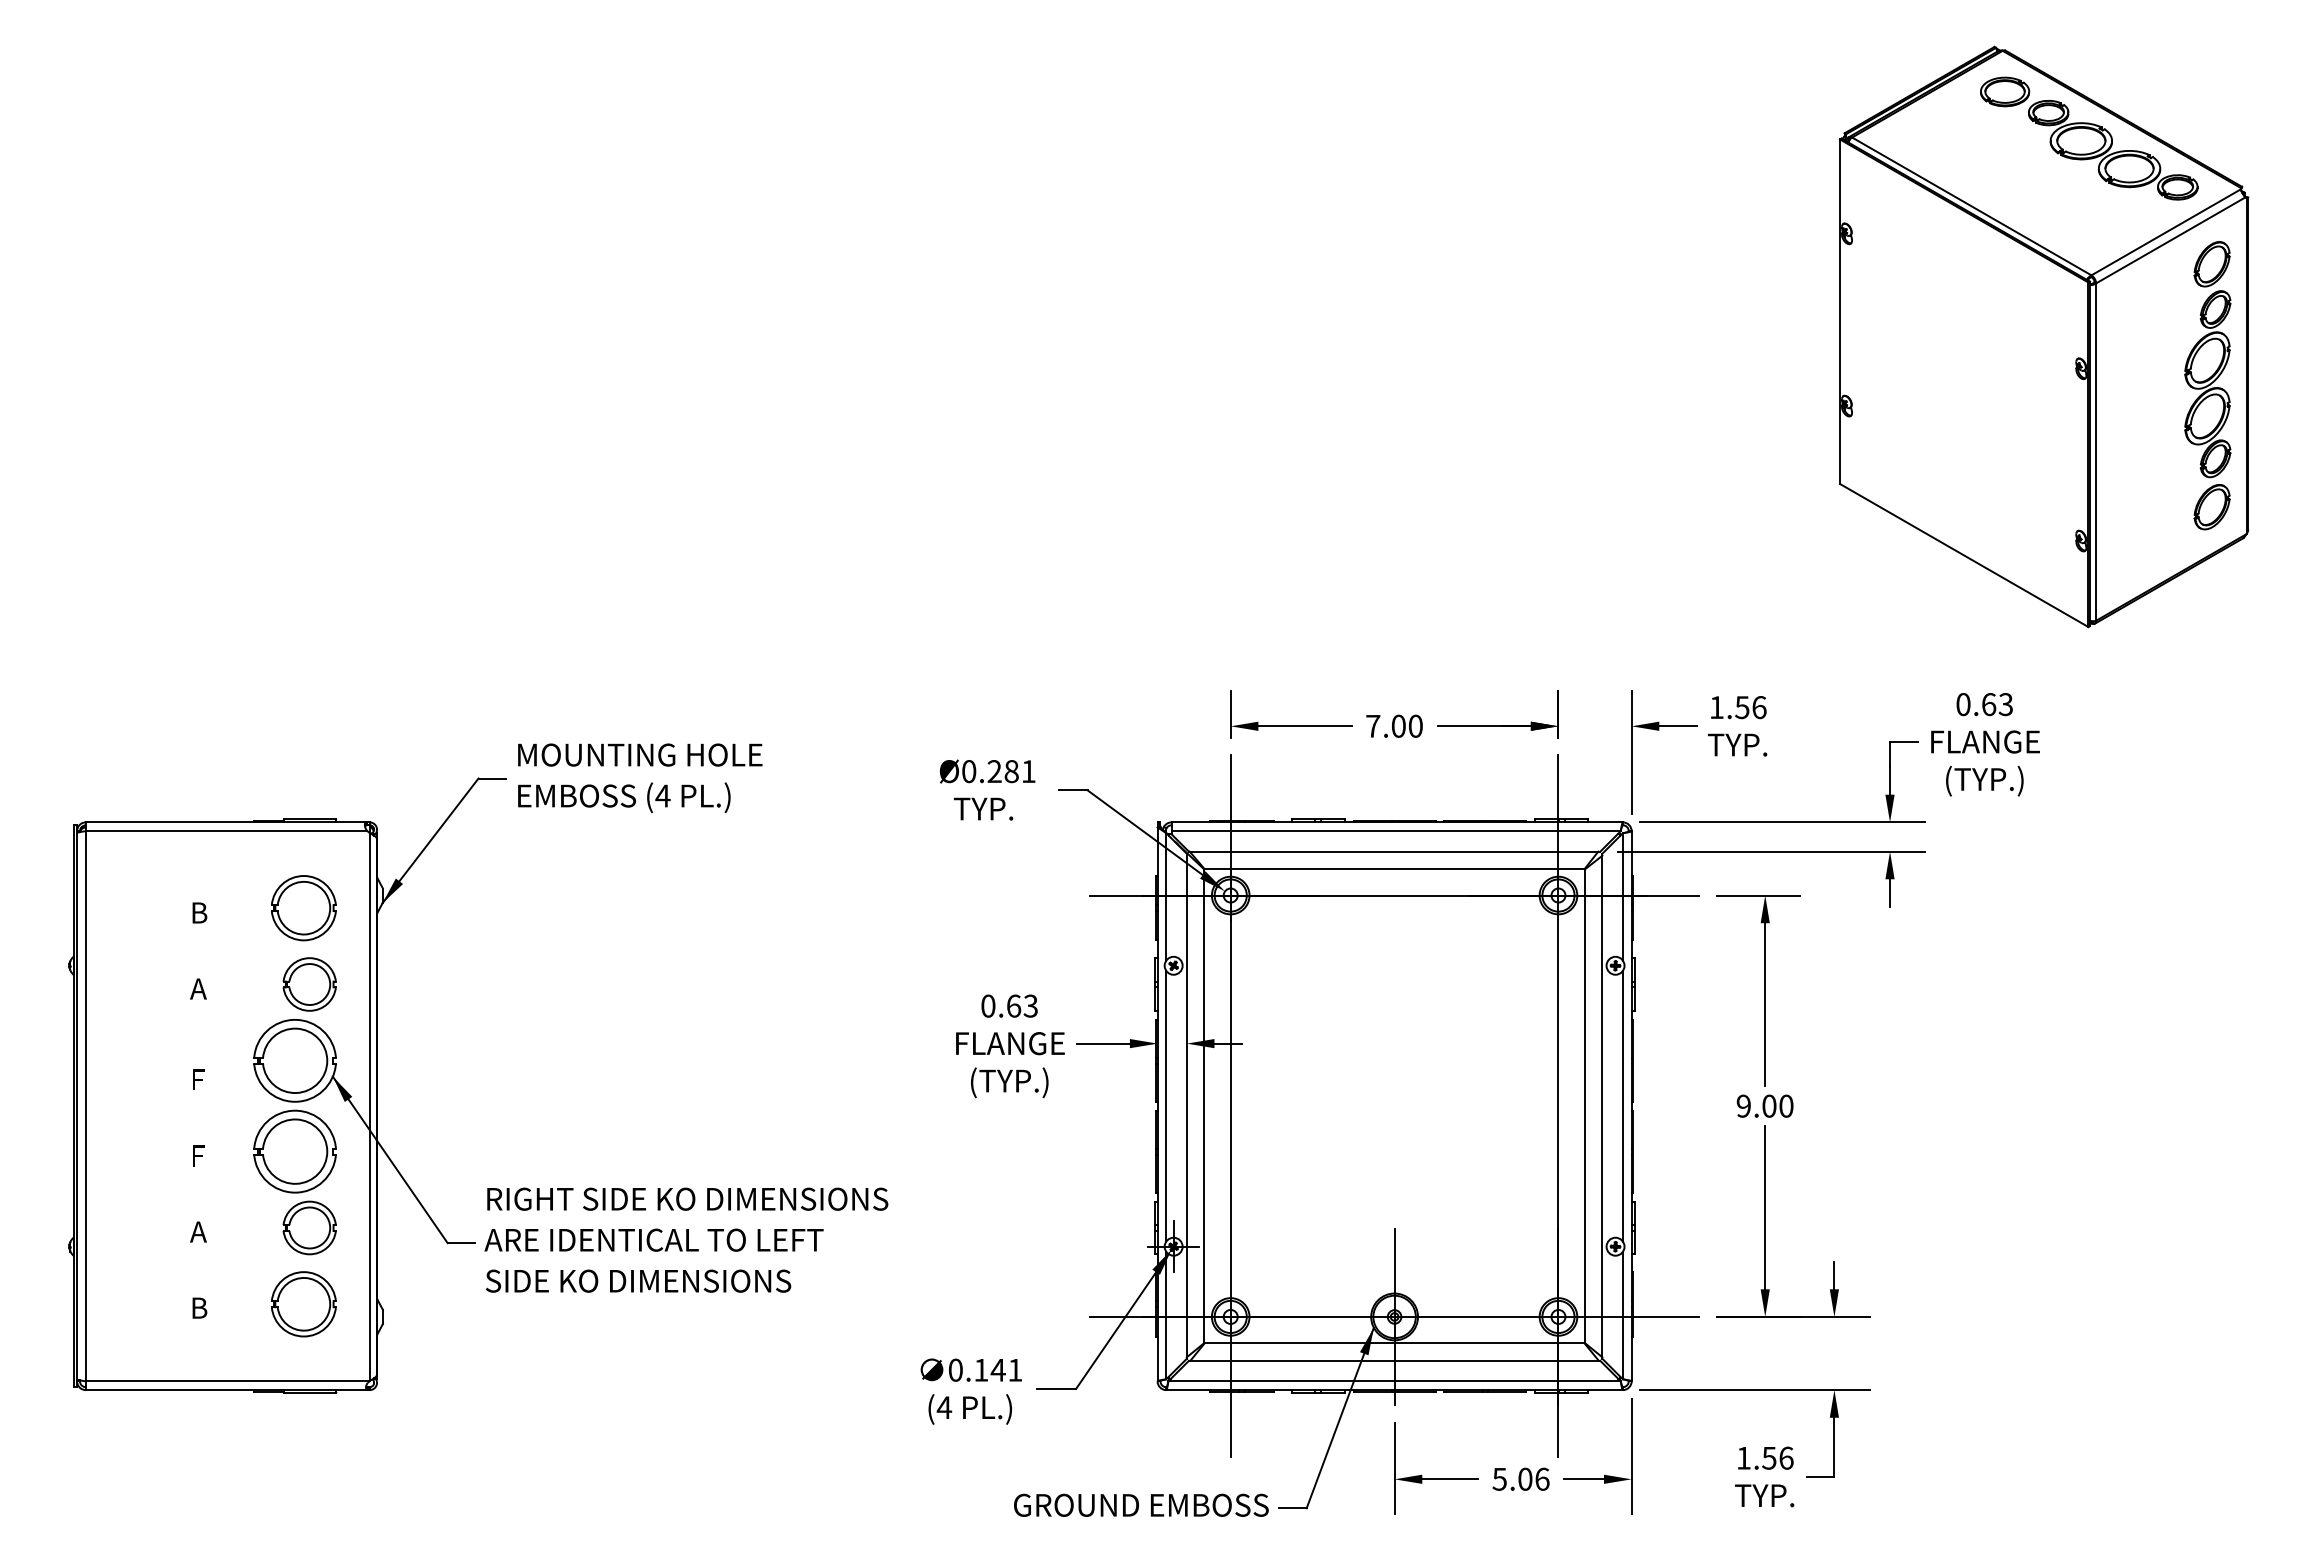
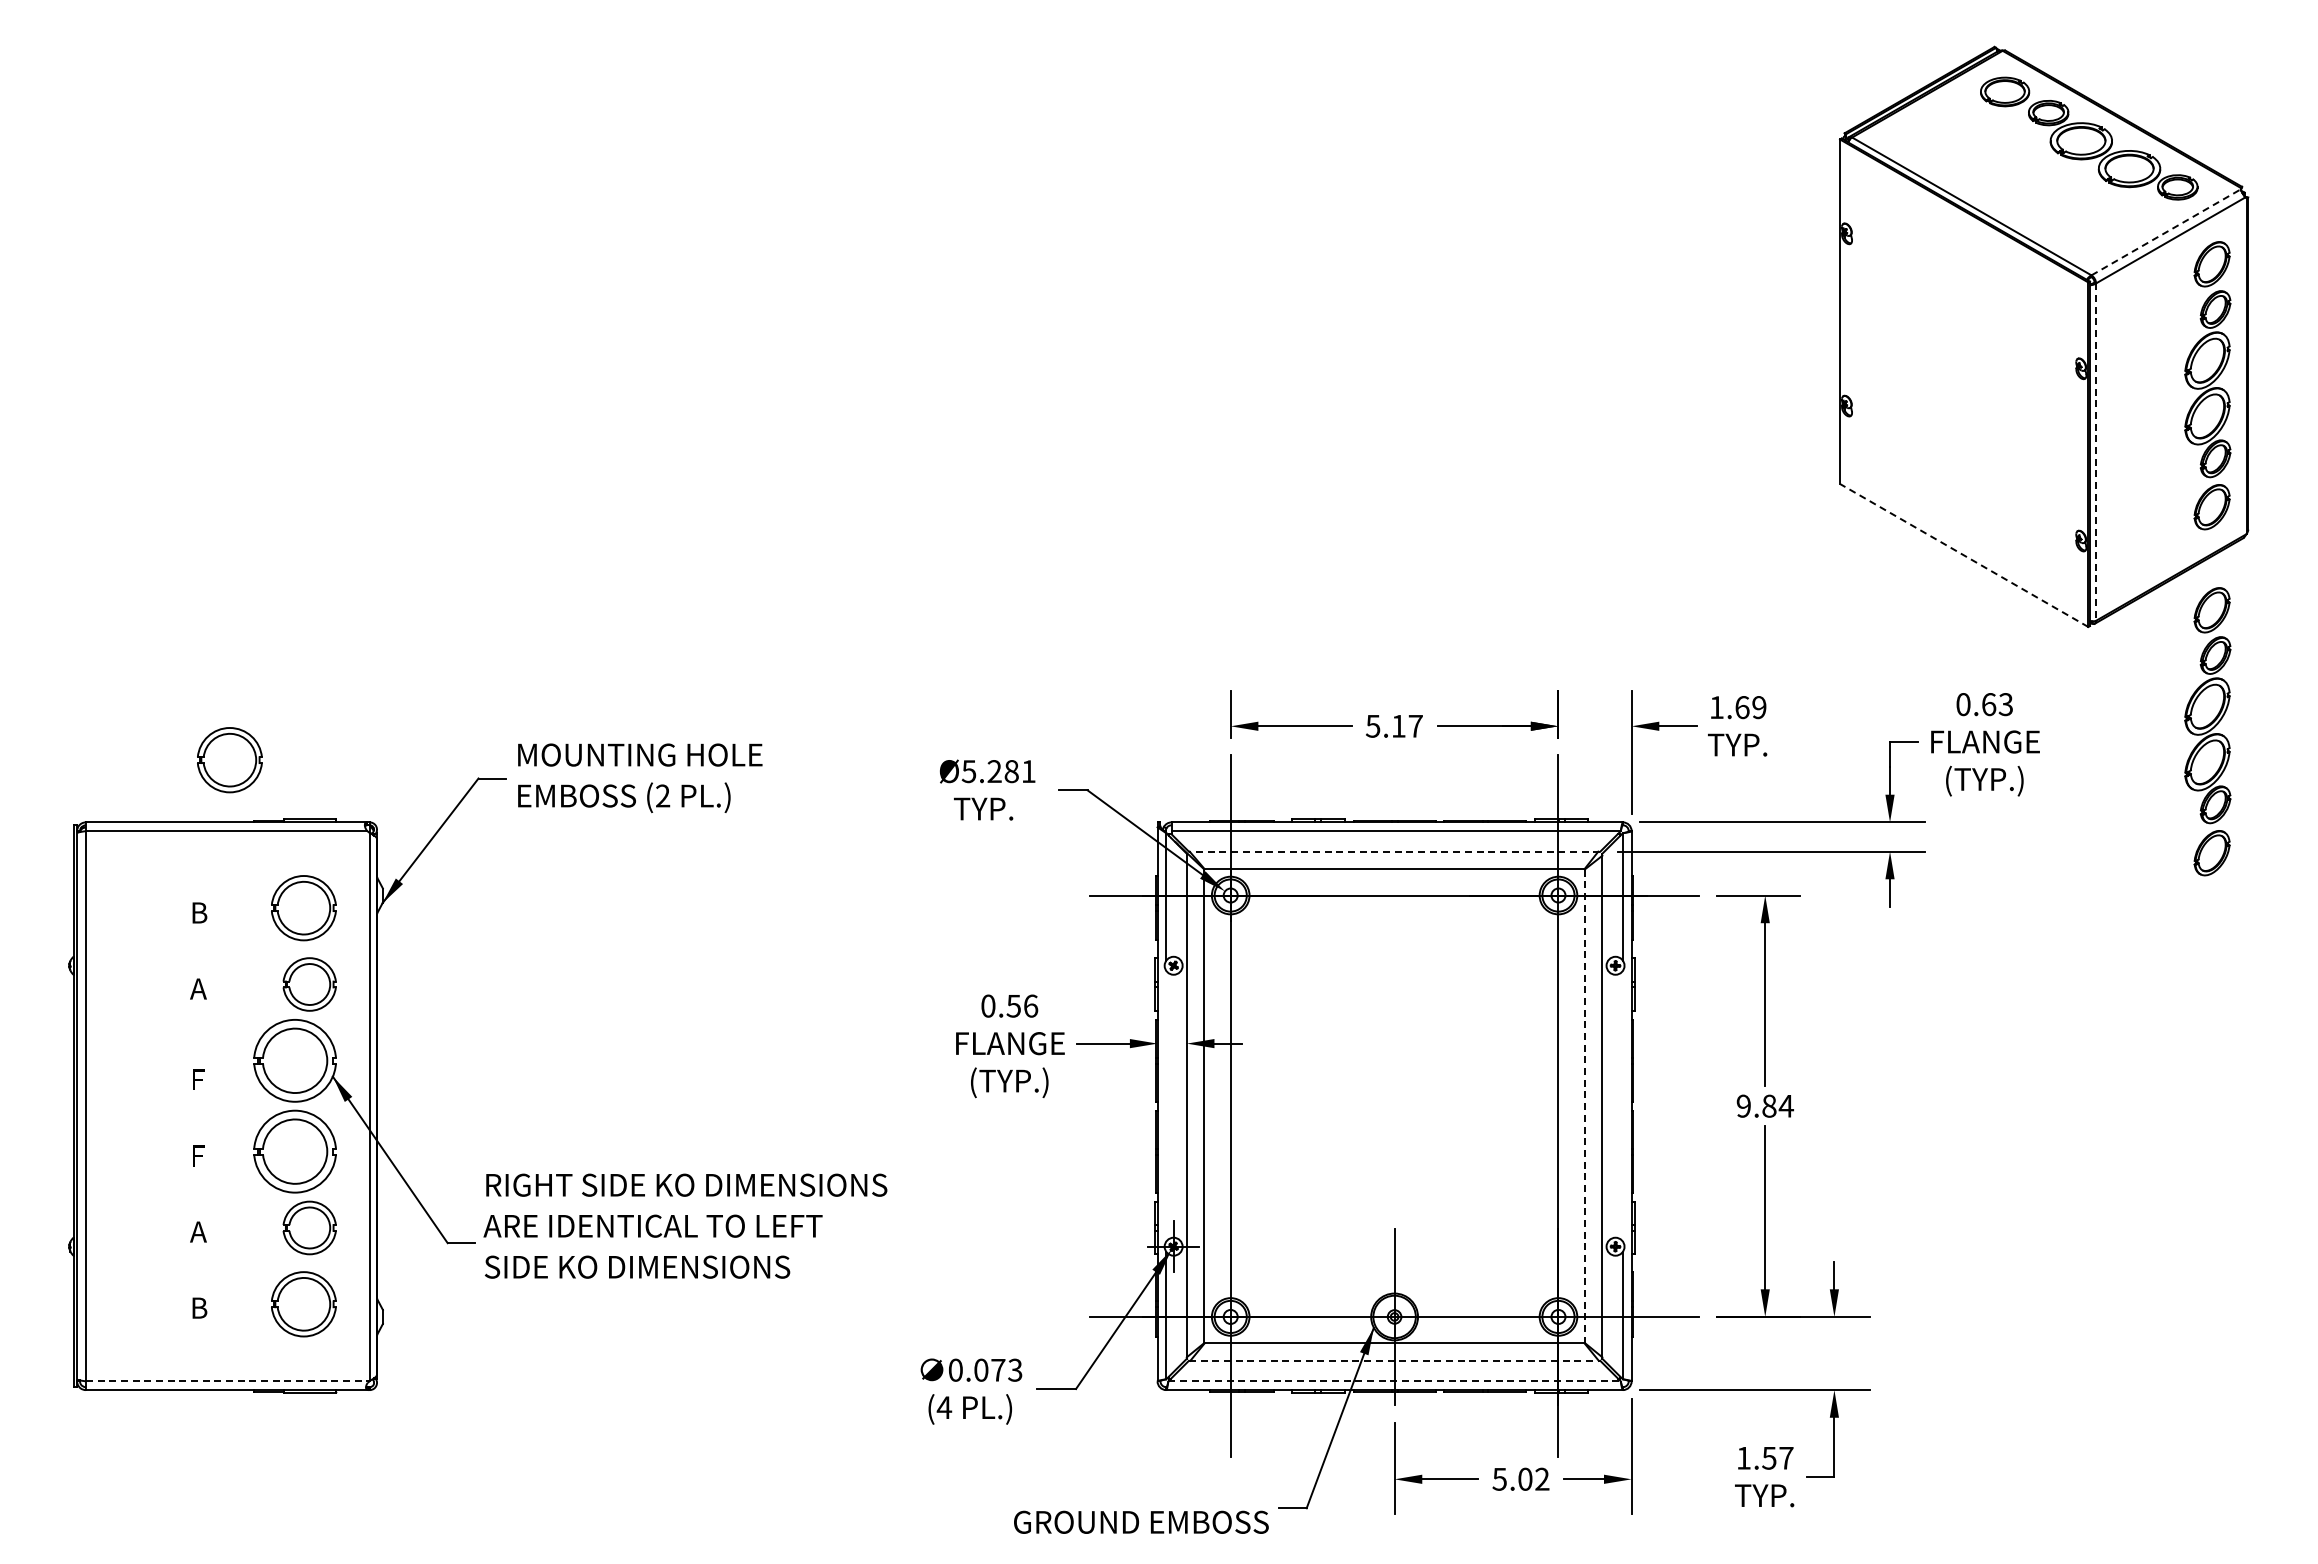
line: solid -> dashed (2166, 232)
line: solid -> dashed (2096, 452)
line: solid -> dashed (1963, 555)
text: 1.56 -> 1.69 (1750, 707)
text: 7.00 -> 5.17 (1394, 725)
part: none -> present (2207, 731)
part: none -> present (229, 760)
text: Ø0.281 -> Ø5.281 (968, 771)
text: (4 -> (2 (662, 795)
line: solid -> dashed (1394, 851)
text: 0.63 -> 0.56 (1022, 1005)
line: present -> none (1166, 1105)
line: present -> none (1622, 1105)
text: 9.00 -> 9.84 (1778, 1105)
line: solid -> dashed (1584, 1106)
text position: (686, 1239) -> (685, 1225) (685, 1225)
line: solid -> dashed (1394, 1360)
text: 0.141 -> 0.073 (998, 1369)
line: solid -> dashed (227, 1381)
line: solid -> dashed (1395, 1381)
text: 1.56 -> 1.57 (1786, 1457)
text: 5.06 -> 5.02 (1542, 1478)
text position: (1141, 1504) -> (1141, 1521) (1141, 1521)
